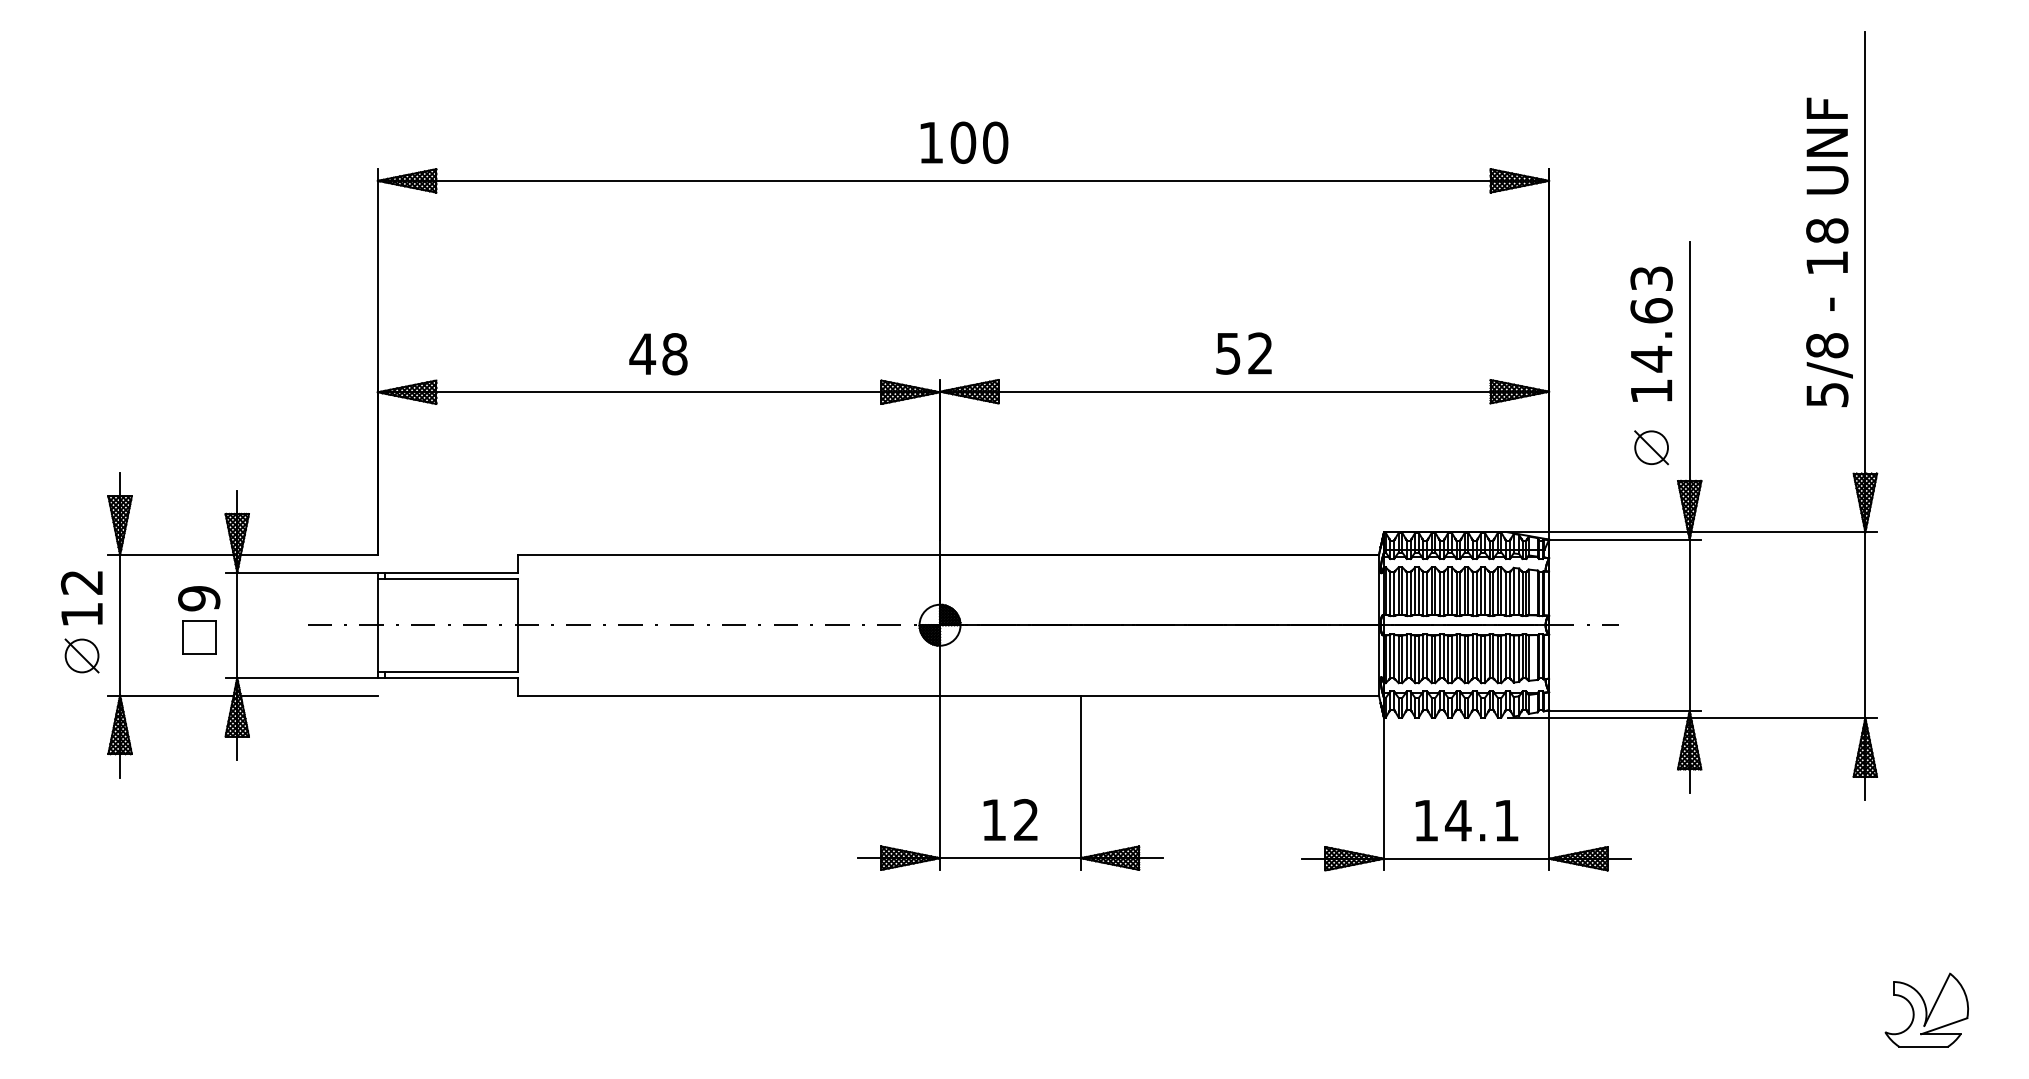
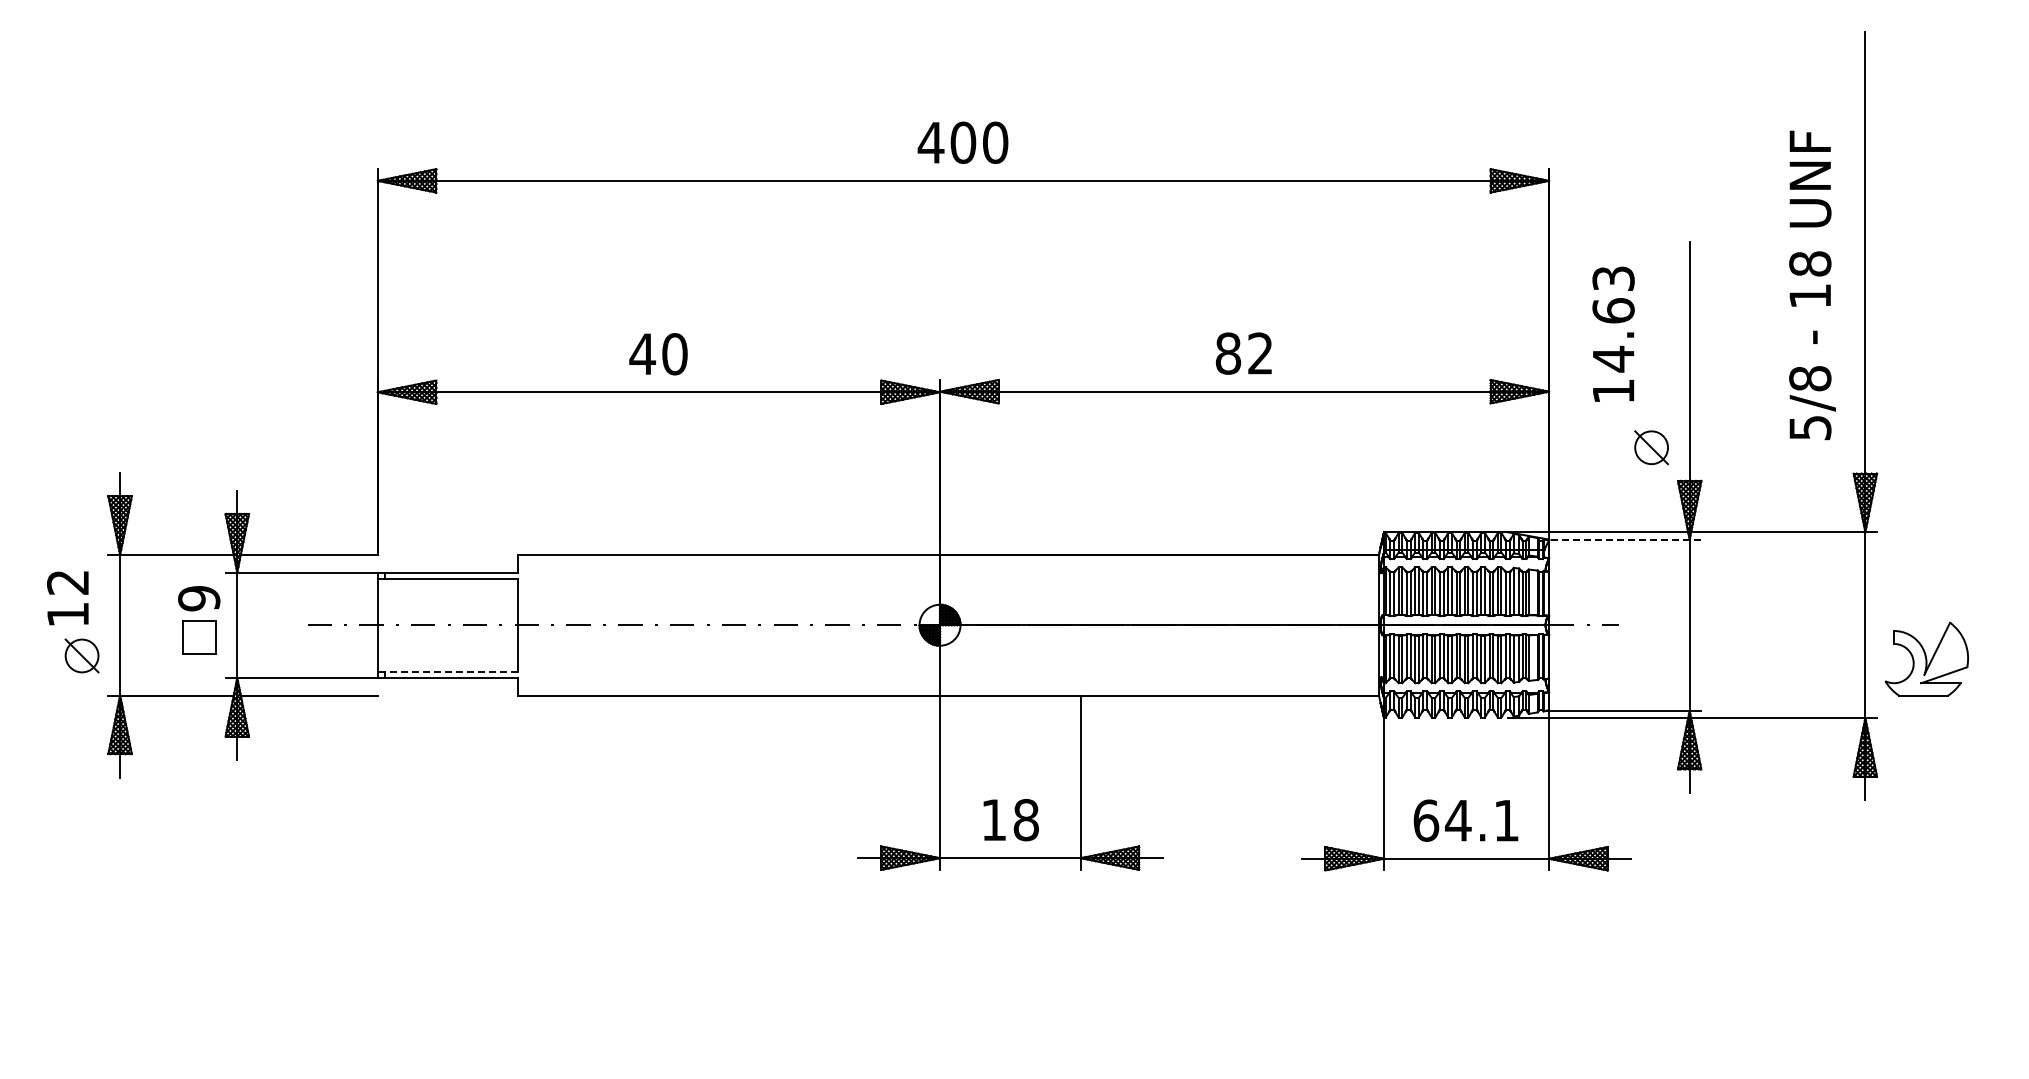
text: 100 -> 400 (930, 142)
text position: (1829, 252) -> (1812, 285) (1812, 285)
text position: (1651, 333) -> (1613, 333) (1613, 333)
text: 52 -> 82 (1228, 353)
text: 48 -> 40 (674, 354)
line: solid -> dashed (1624, 539)
text position: (81, 598) -> (67, 598) (67, 598)
line: solid -> dashed (447, 671)
text: 12 -> 18 (1025, 819)
text: 14.1 -> 64.1 (1426, 820)
part position: (1926, 1009) -> (1926, 658) (1926, 658)
